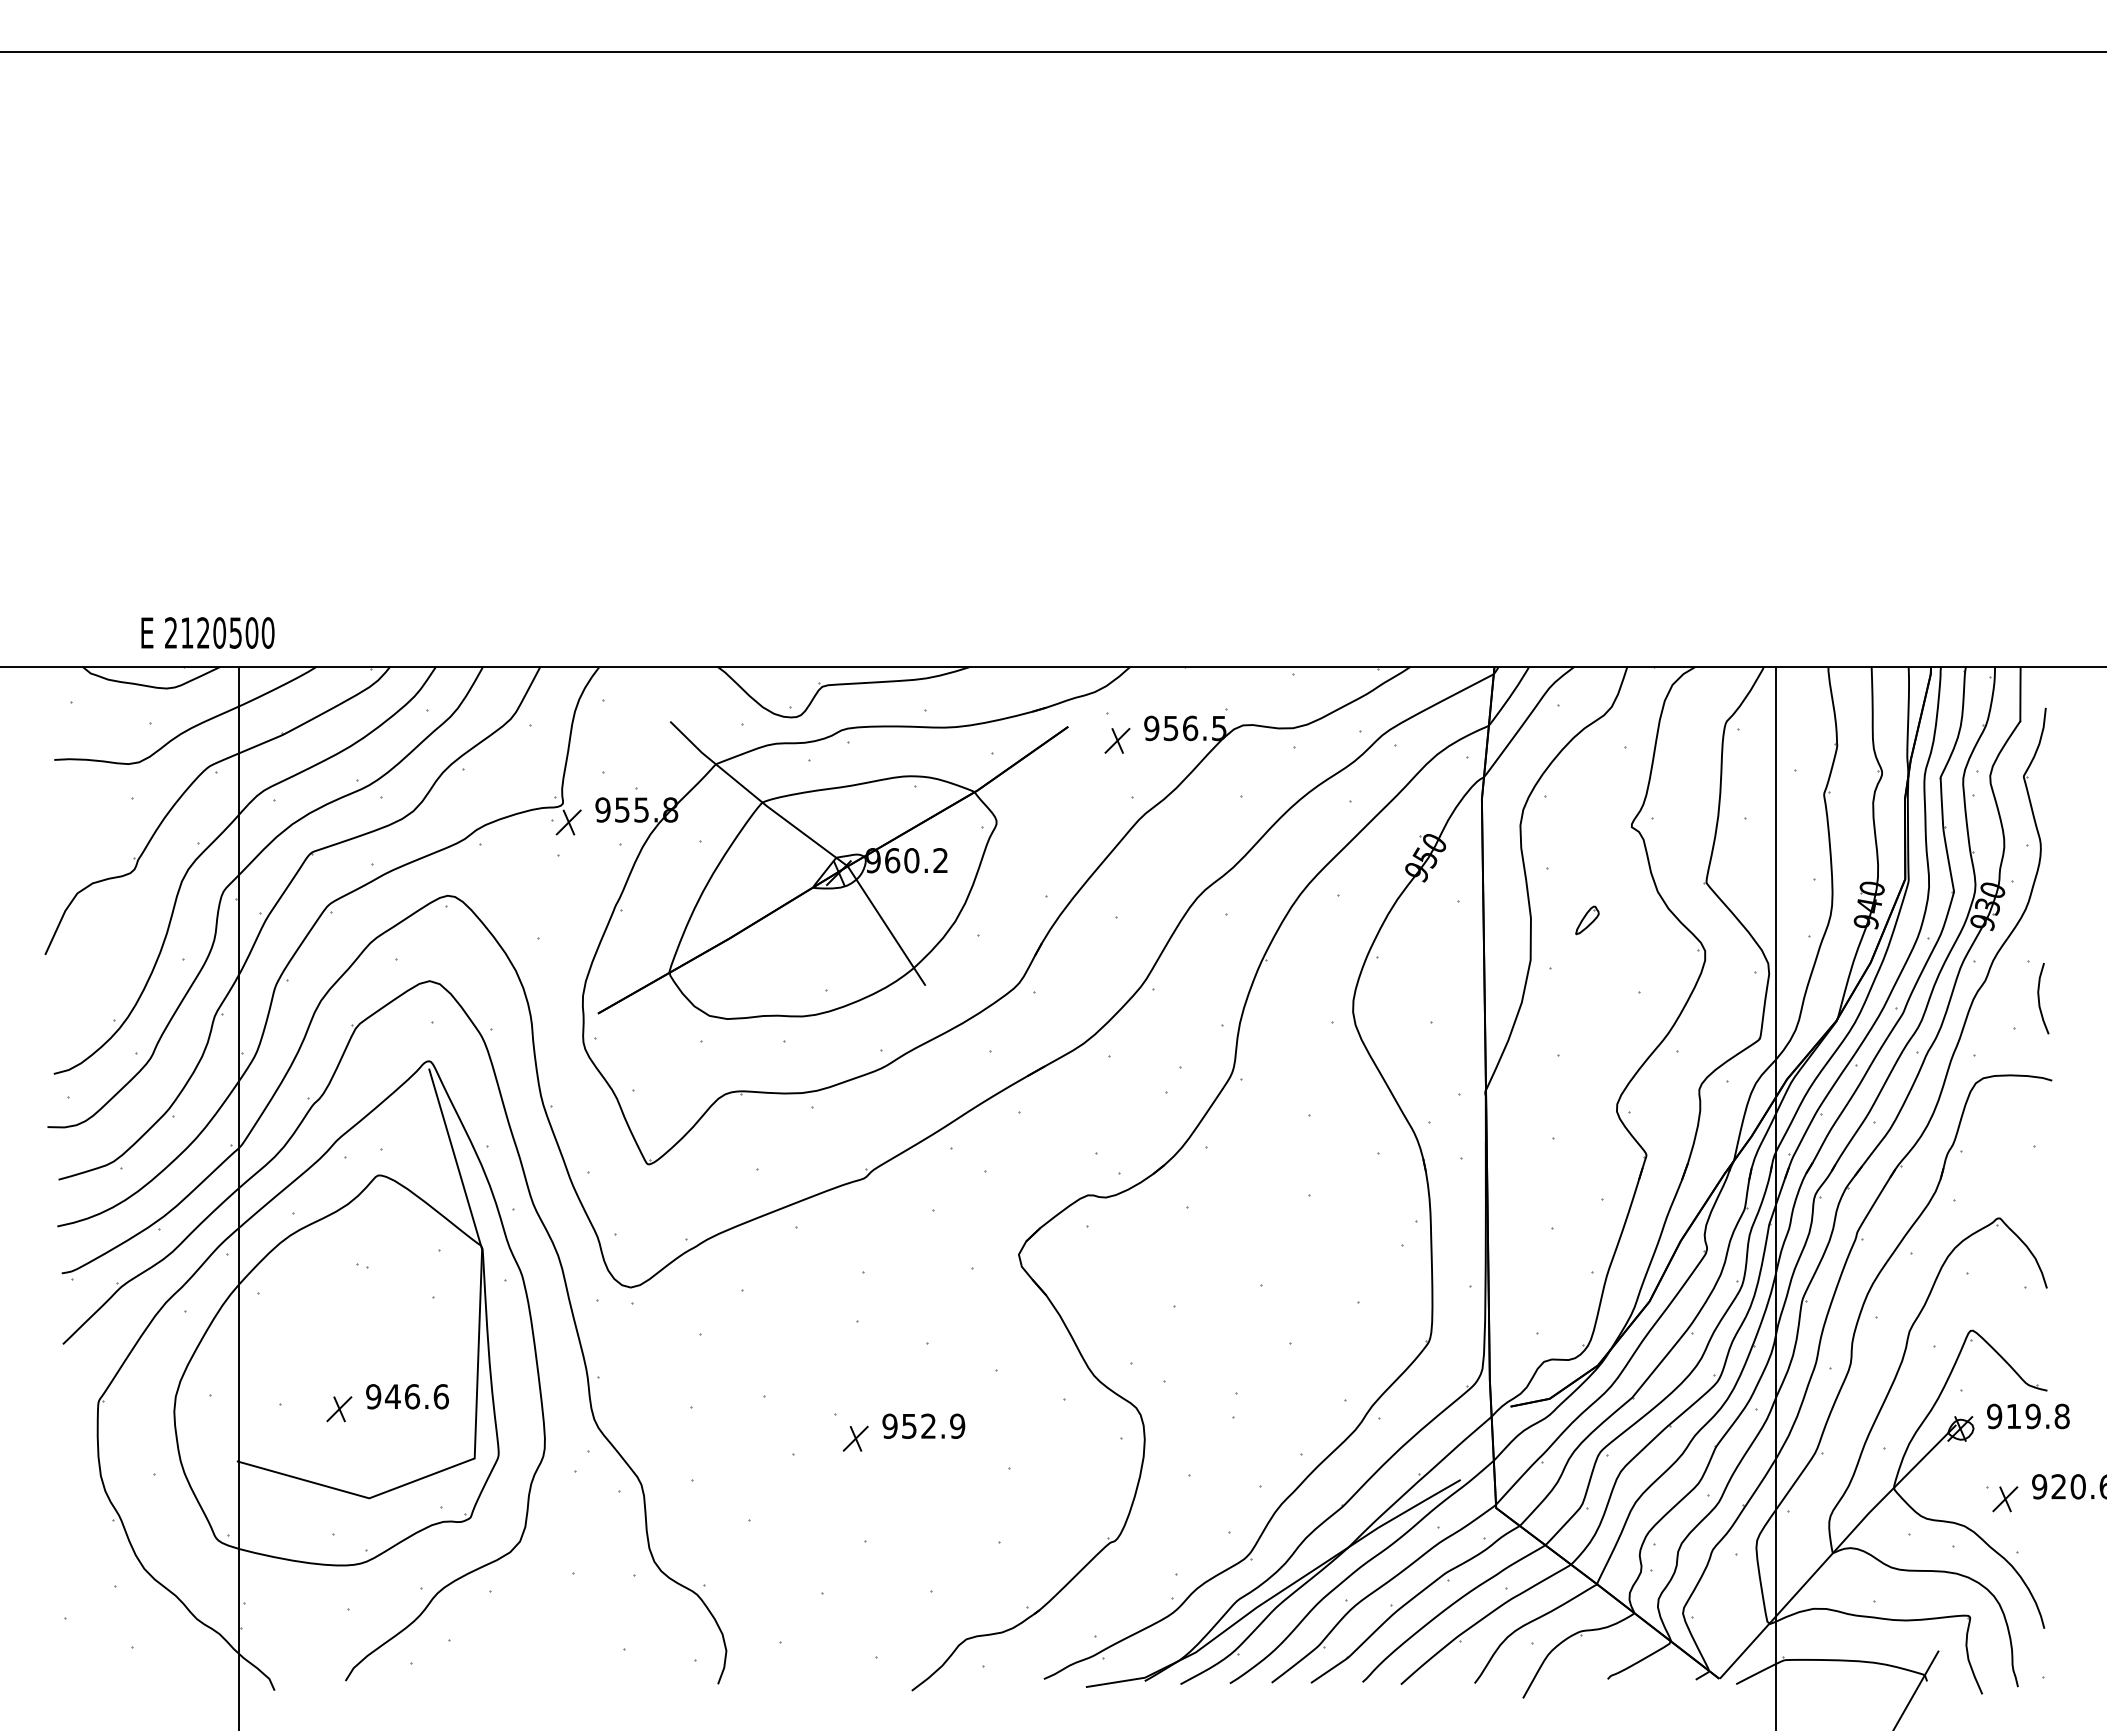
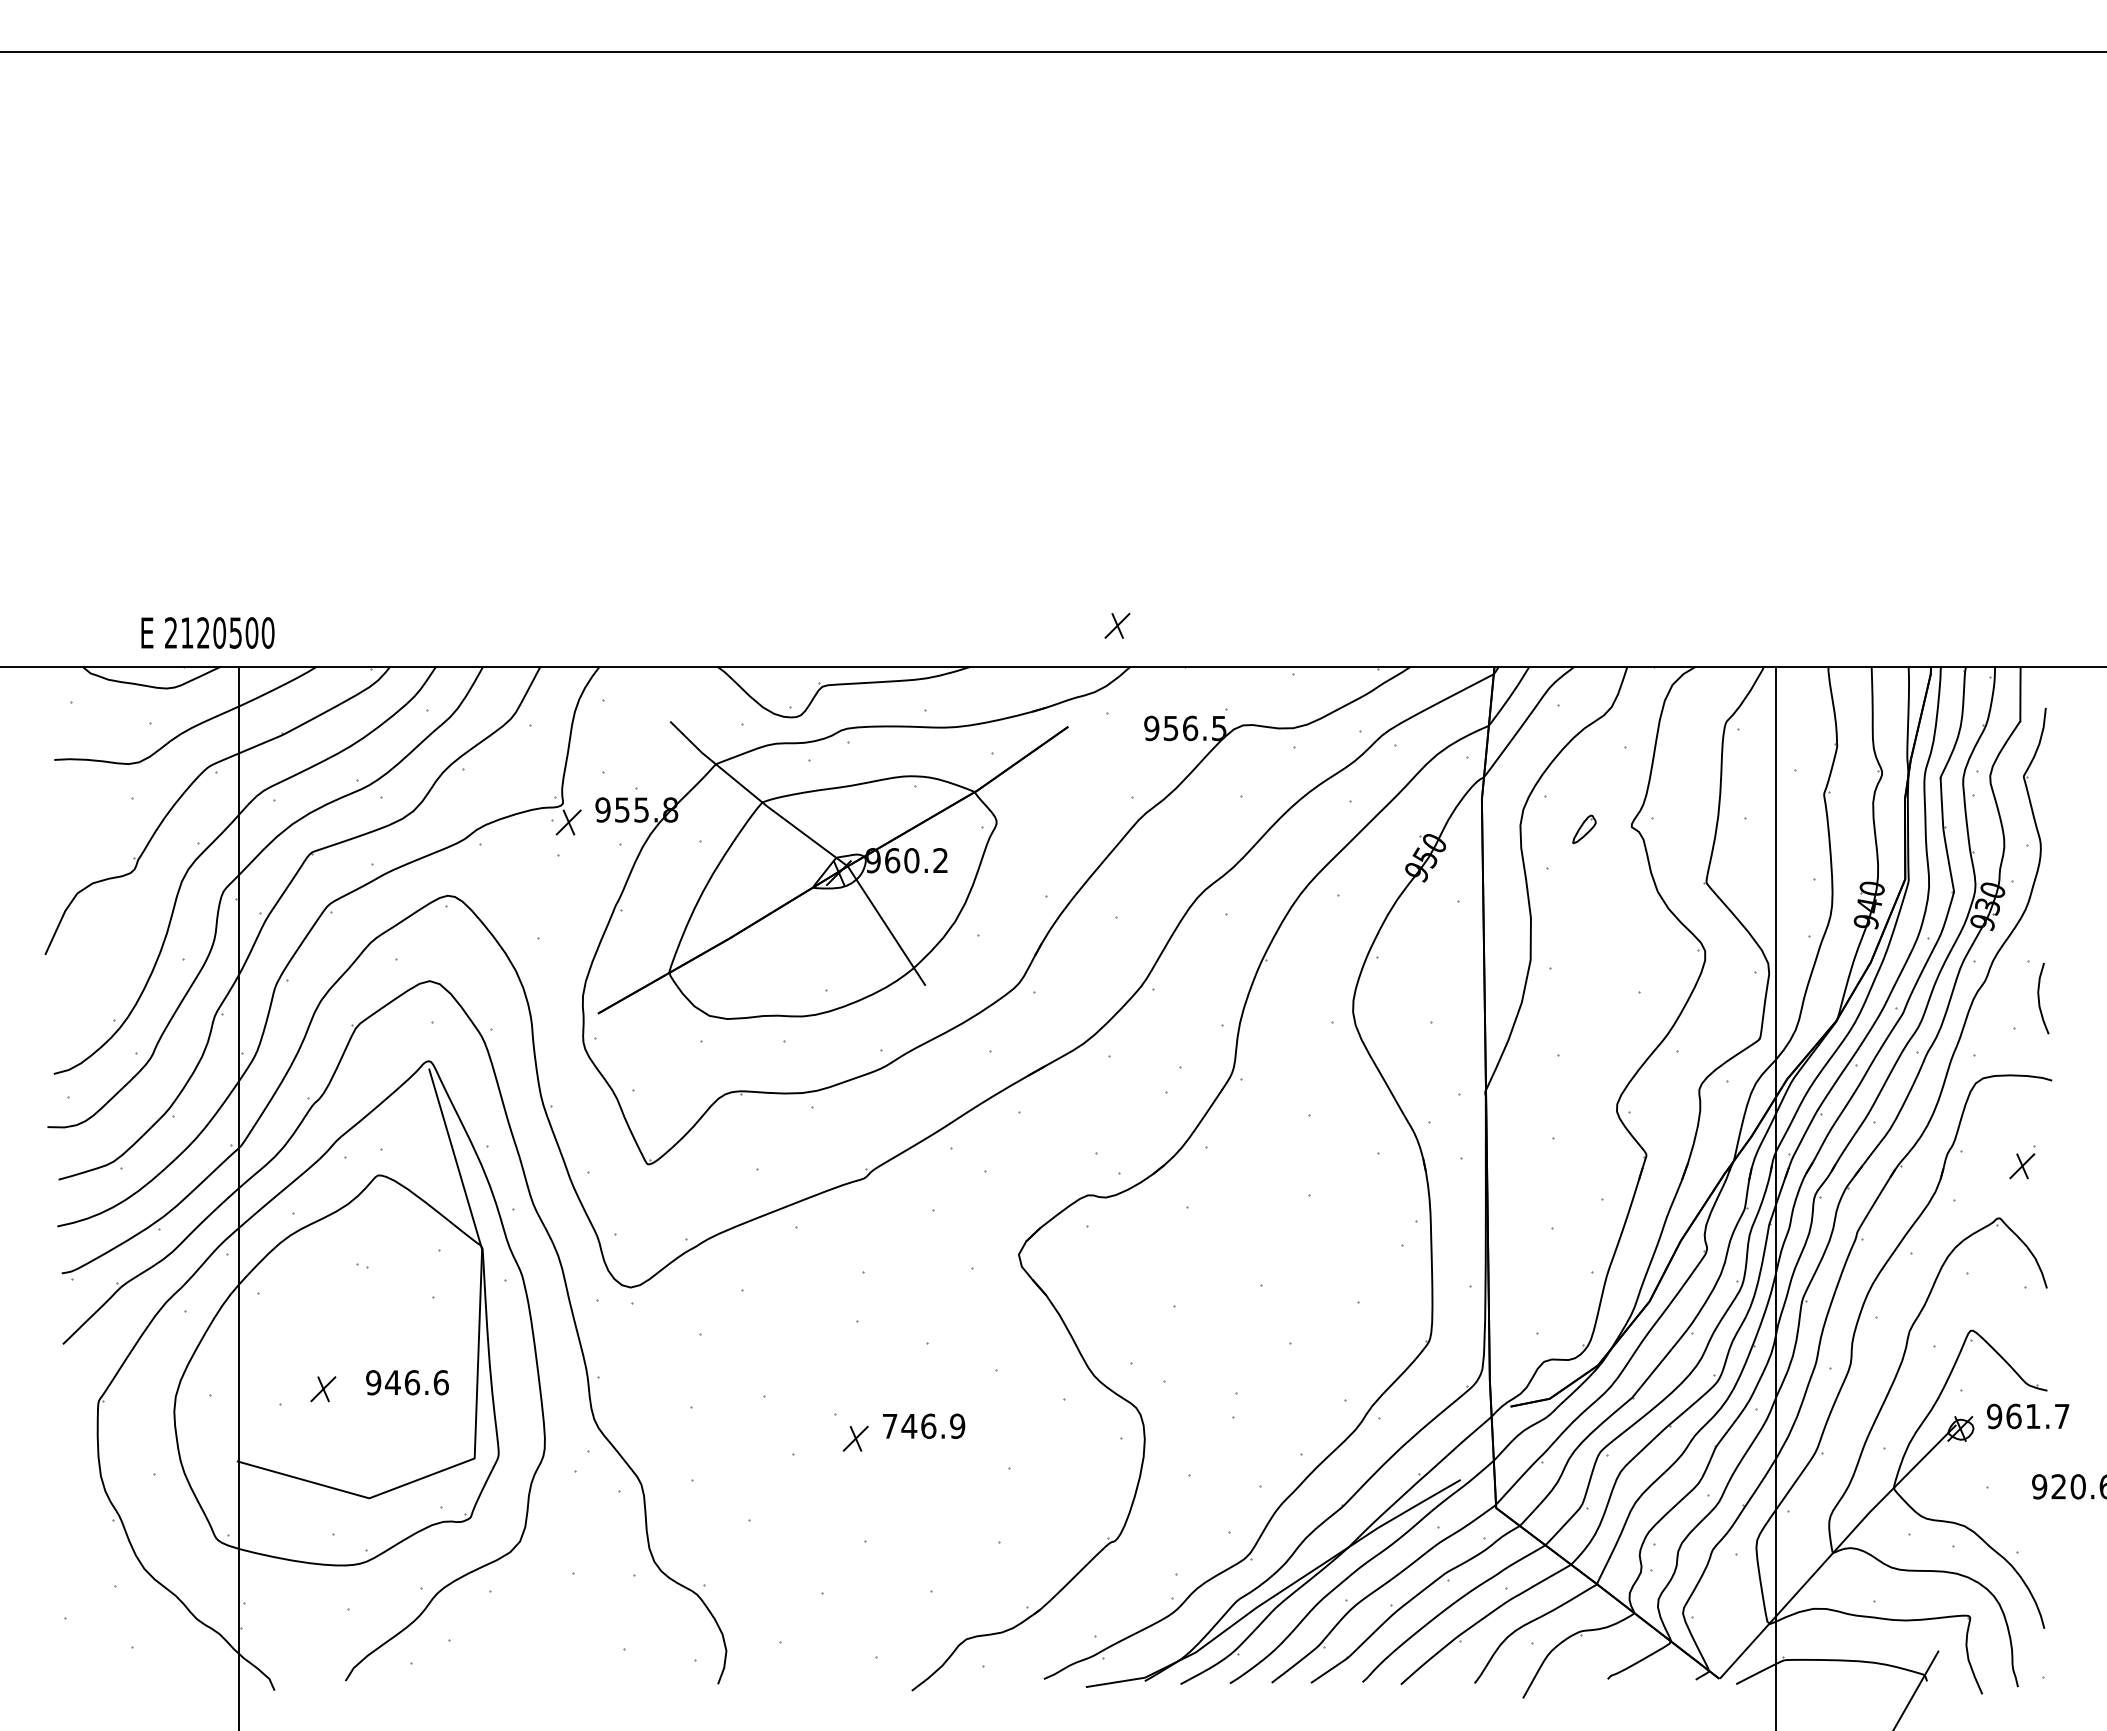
part position: (1117, 740) -> (1117, 625) (1117, 625)
part position: (1587, 920) -> (1584, 829) (1584, 829)
text position: (407, 1396) -> (407, 1382) (407, 1382)
part position: (339, 1409) -> (323, 1389) (323, 1389)
text: 919.8 -> 961.7 (2037, 1416)
text: 952.9 -> 746.9 (909, 1425)
part position: (2005, 1499) -> (2022, 1166) (2022, 1166)
